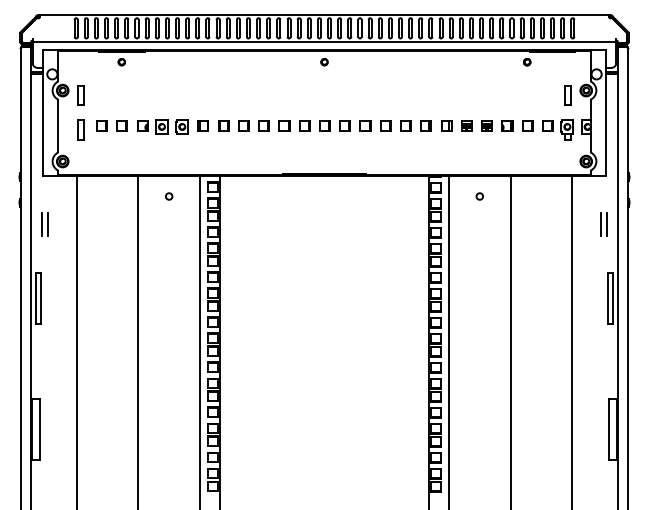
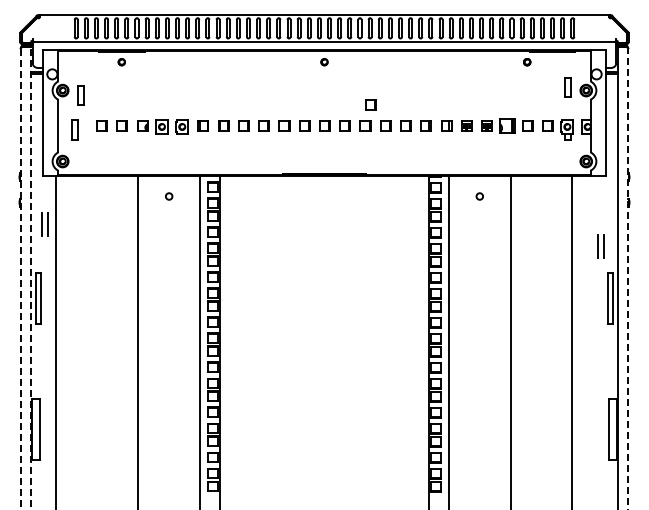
part position: (567, 95) -> (567, 87) (567, 87)
part: none -> present (370, 104)
part size: 13x12 px -> 17x16 px (507, 125)
part position: (80, 129) -> (74, 129) (74, 129)
part position: (603, 224) -> (600, 246) (600, 246)
line: solid -> dashed (30, 277)
line: solid -> dashed (628, 278)
line: solid -> dashed (20, 279)
line position: (77, 341) -> (56, 341) (56, 341)
